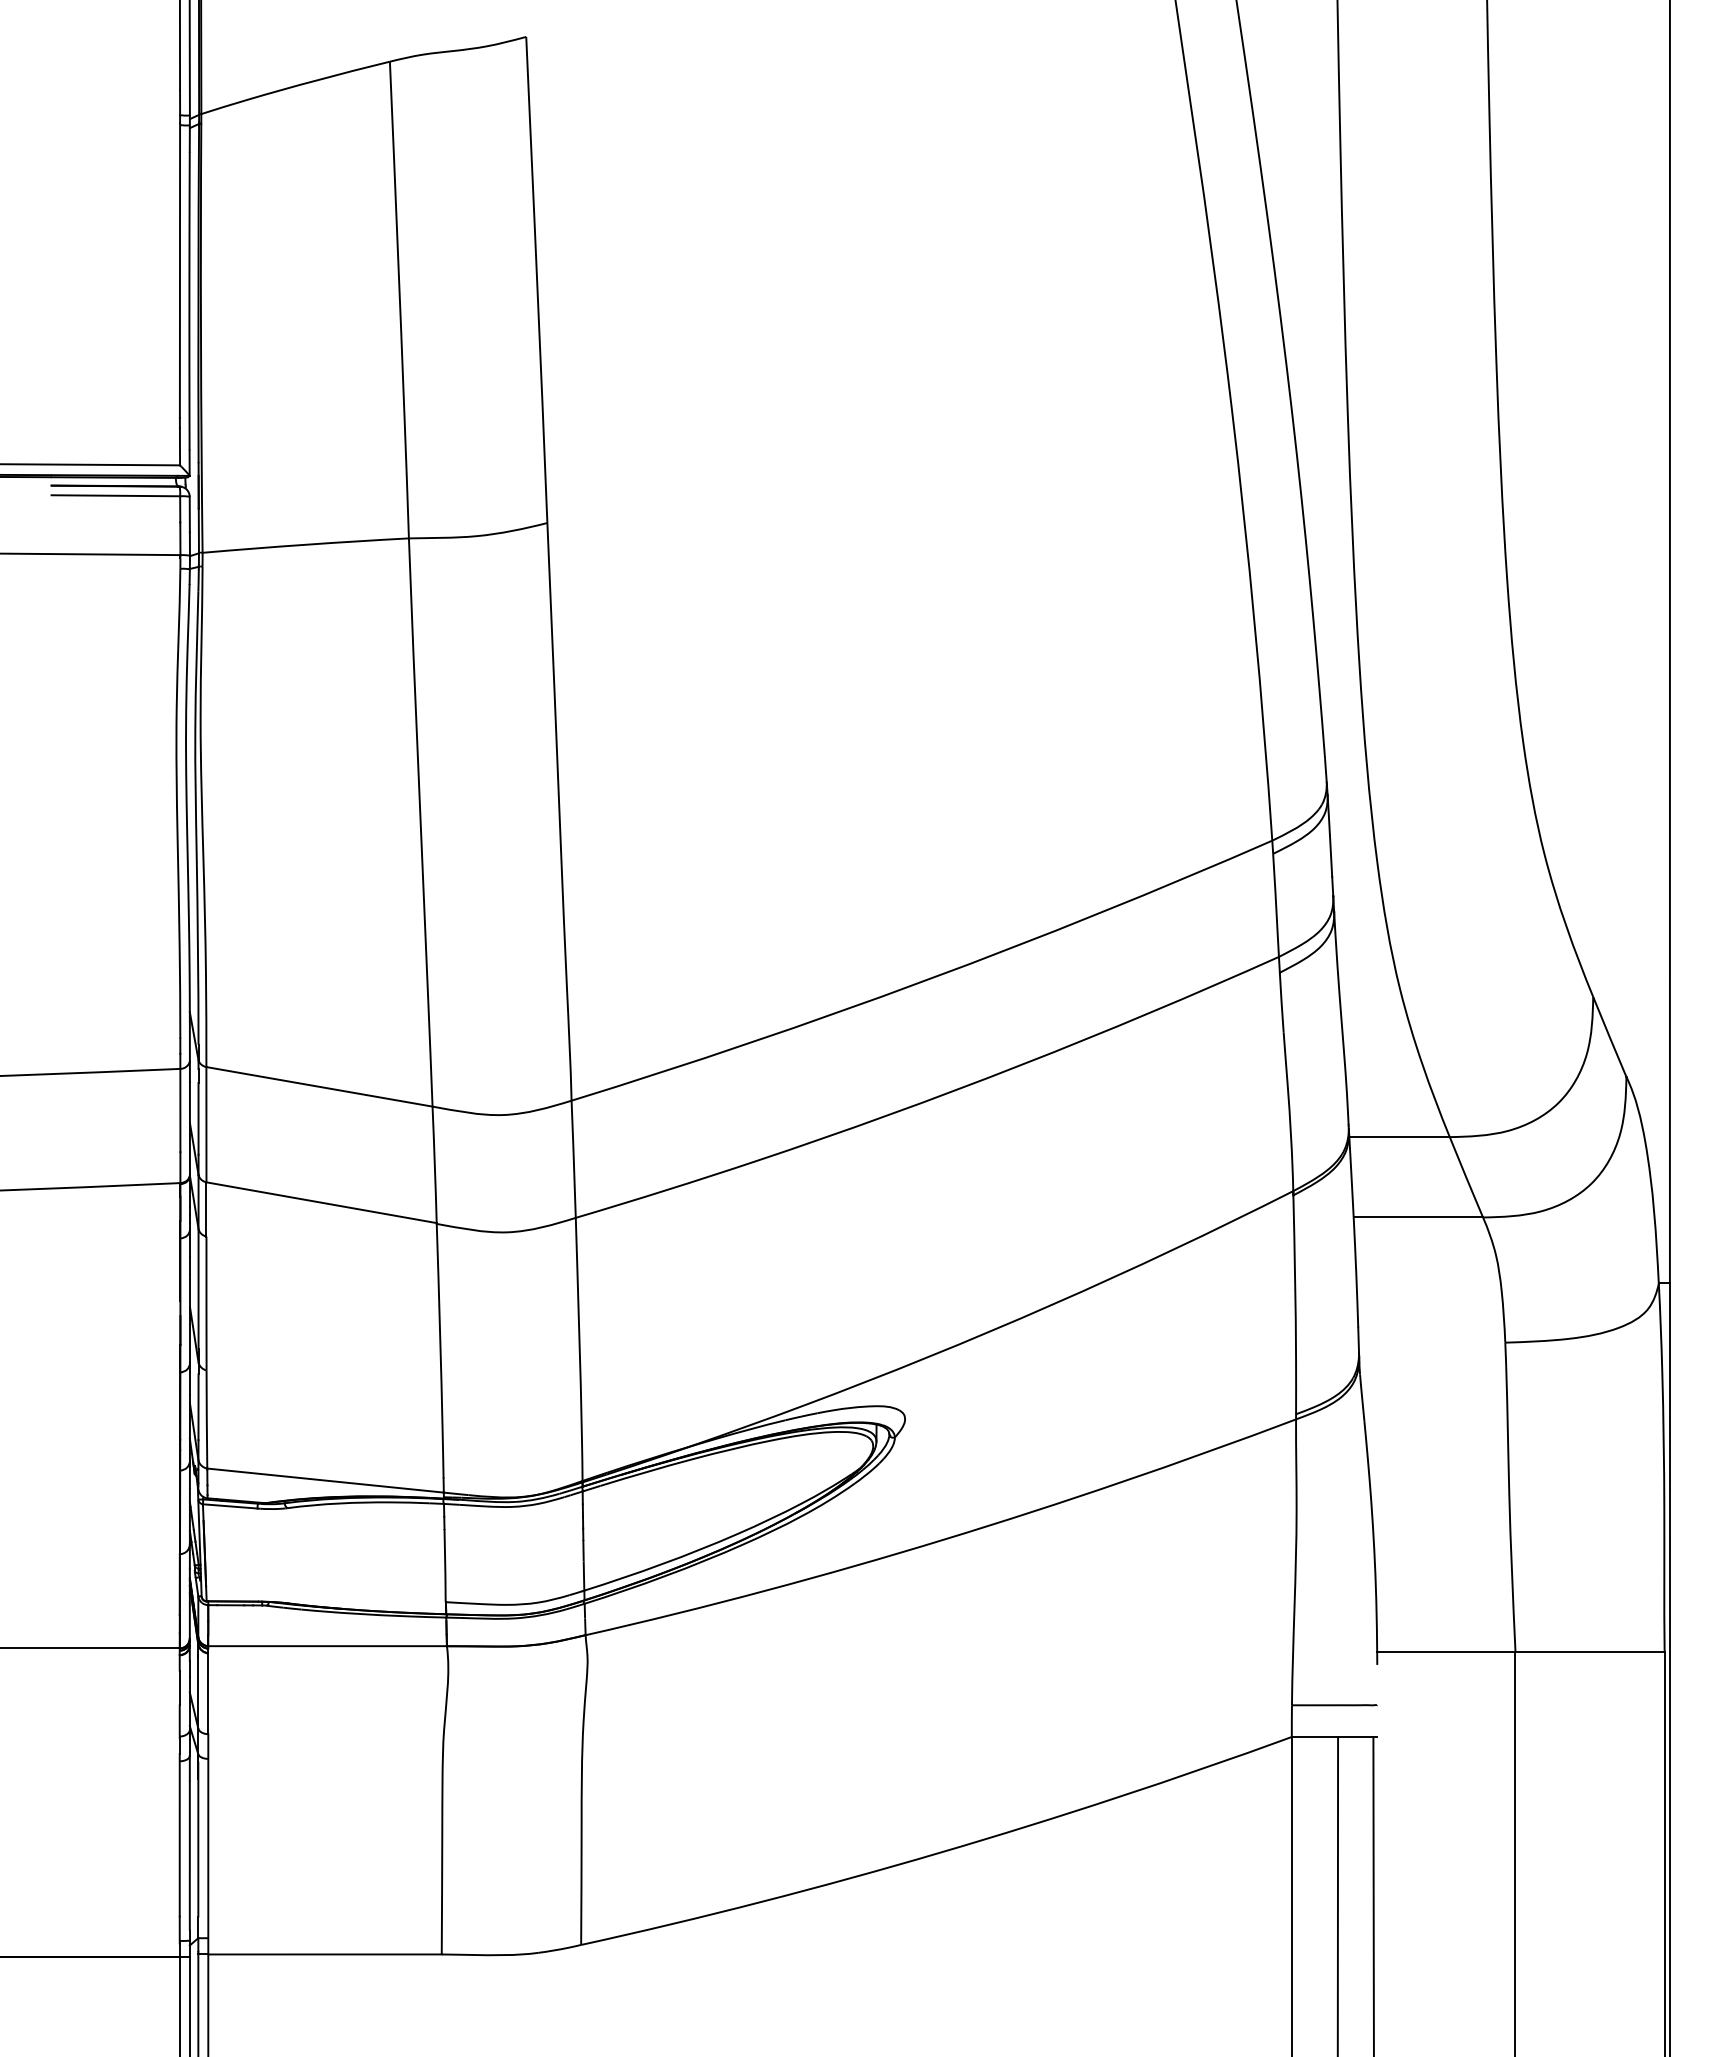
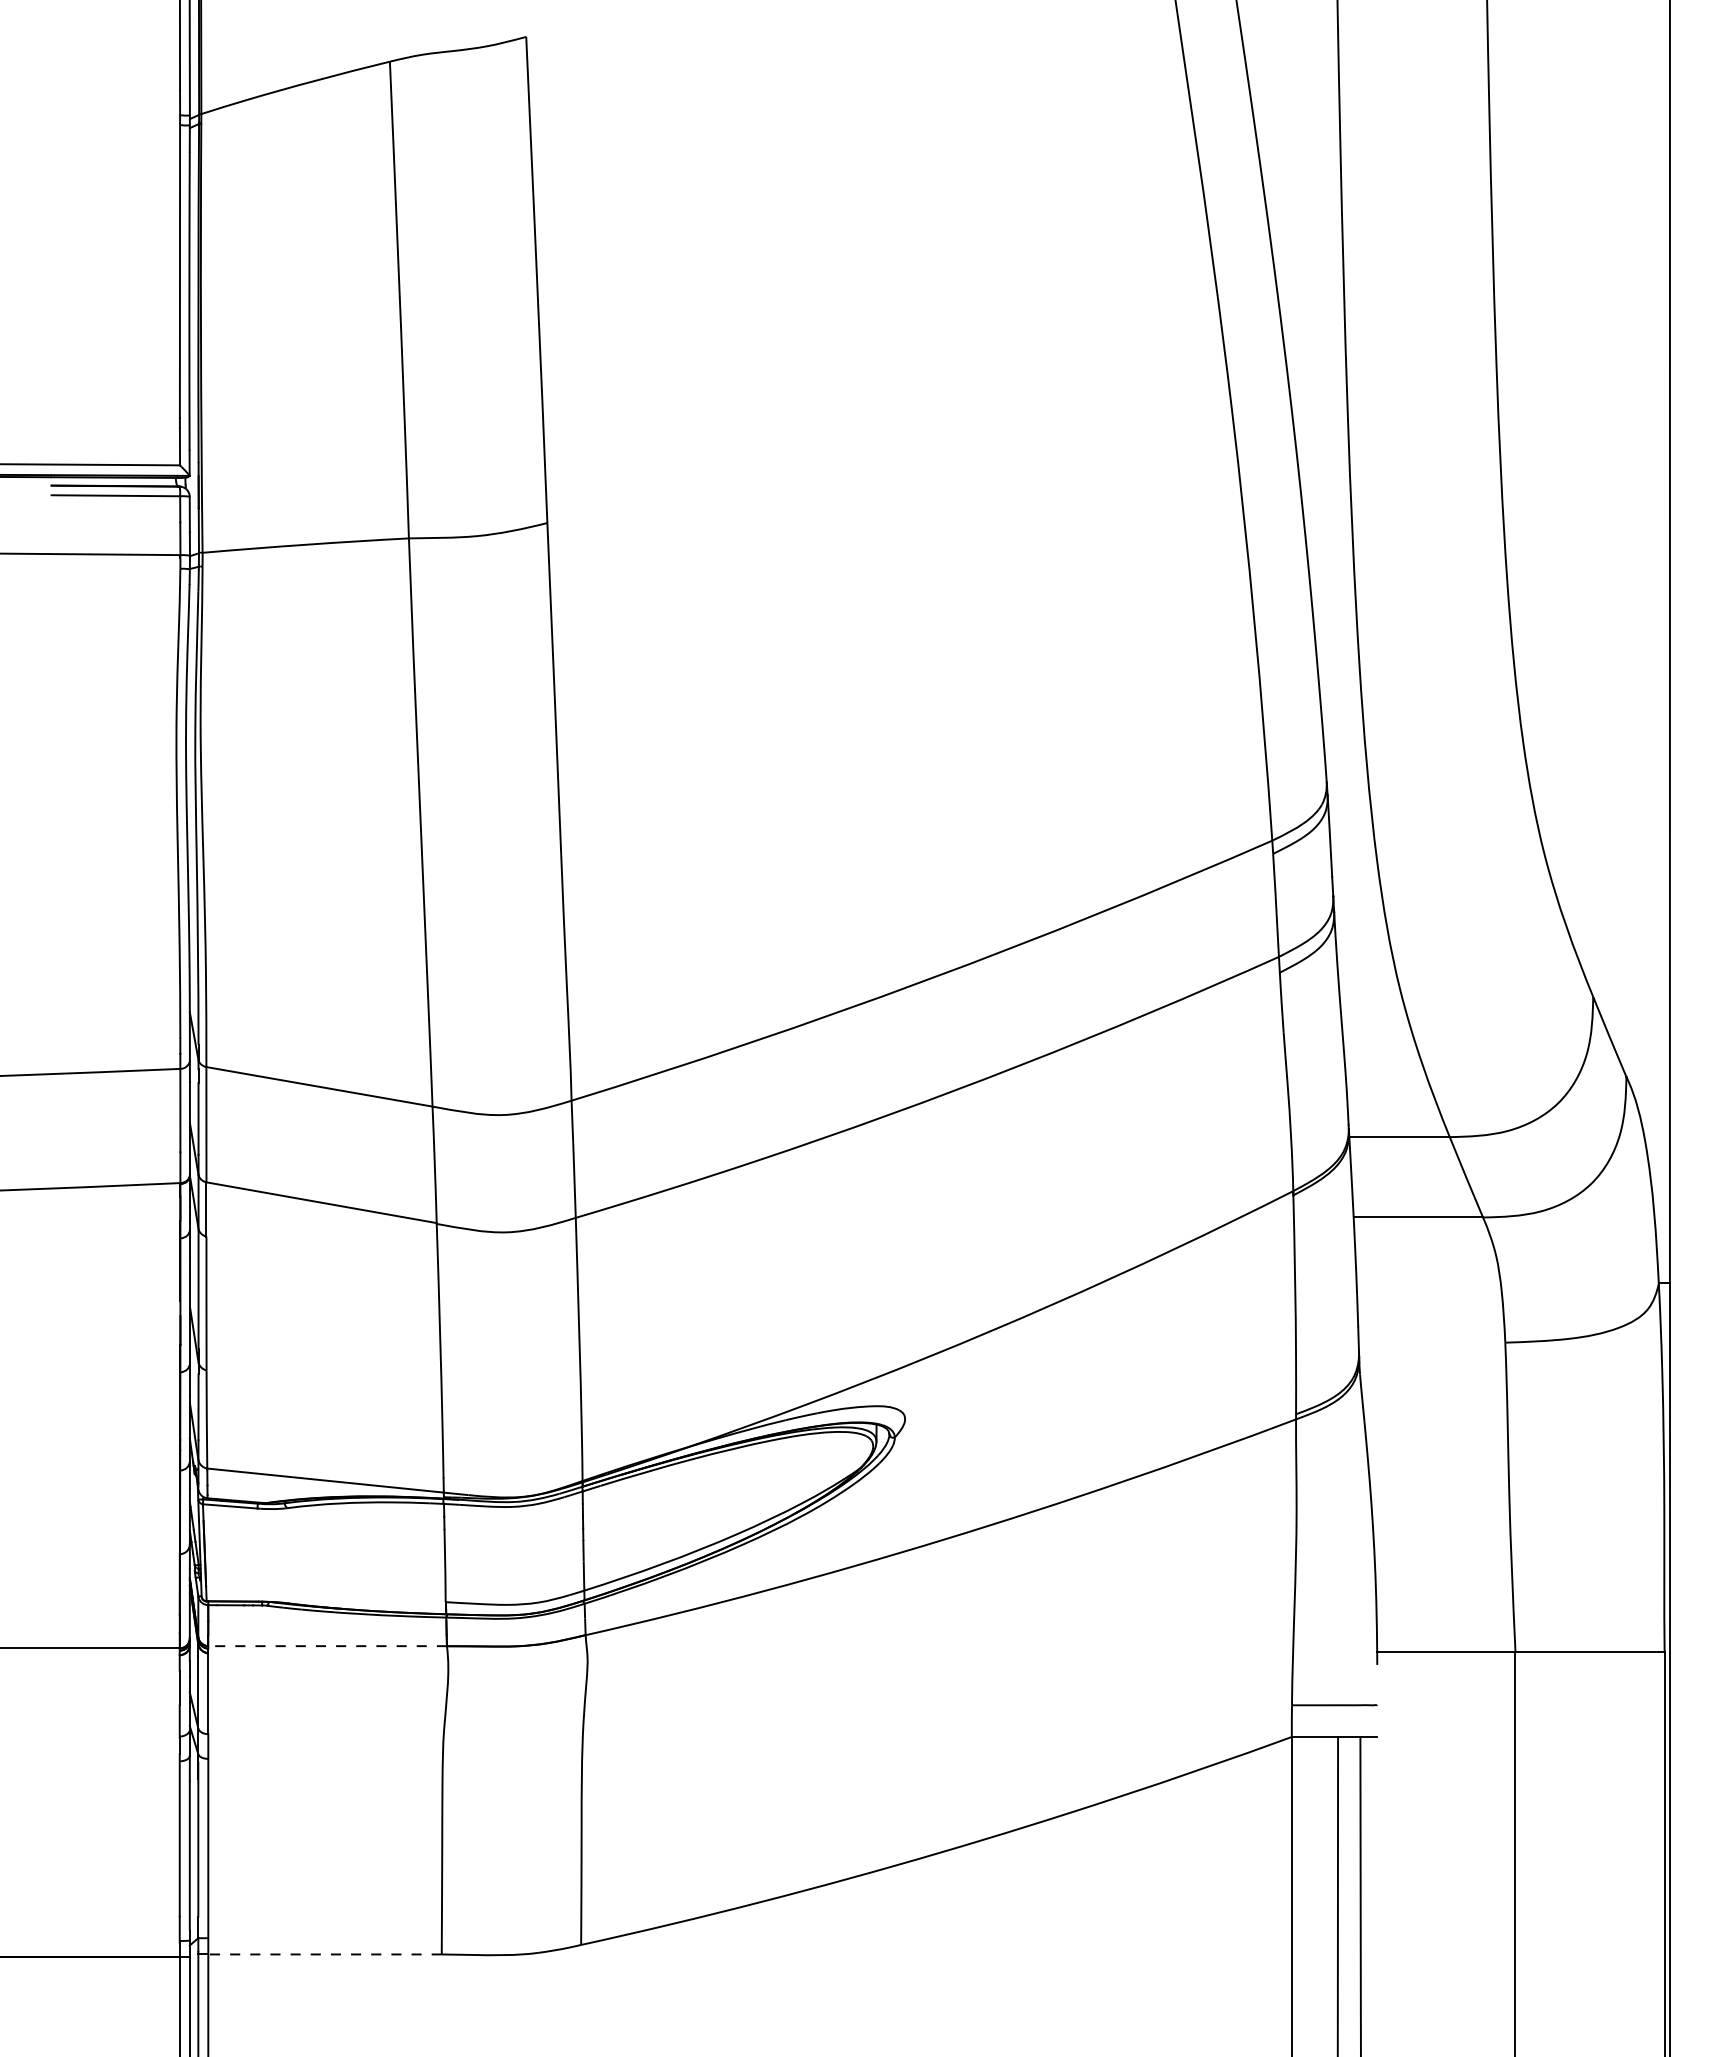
line: solid -> dashed (327, 1646)
line position: (1373, 1894) -> (1360, 1894) (1360, 1894)
line: solid -> dashed (325, 1954)
